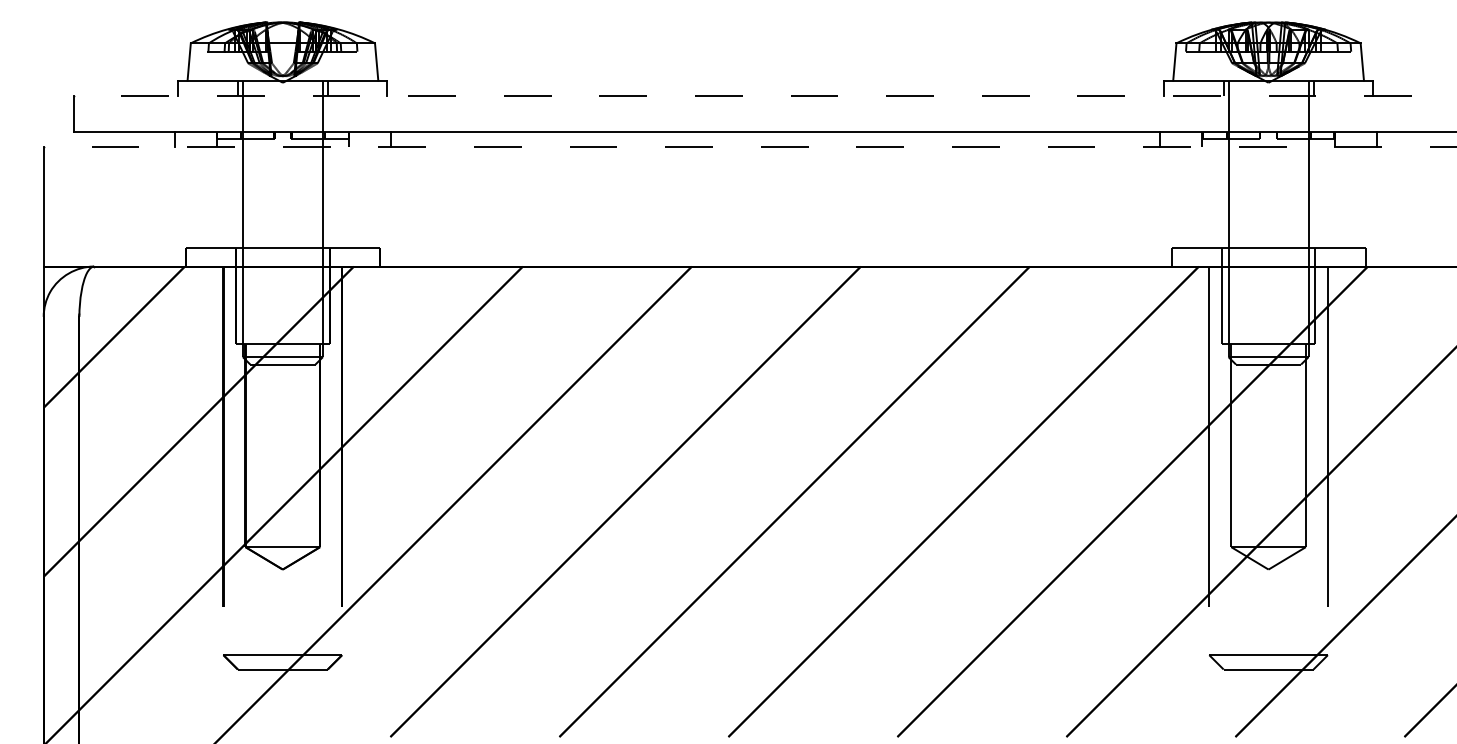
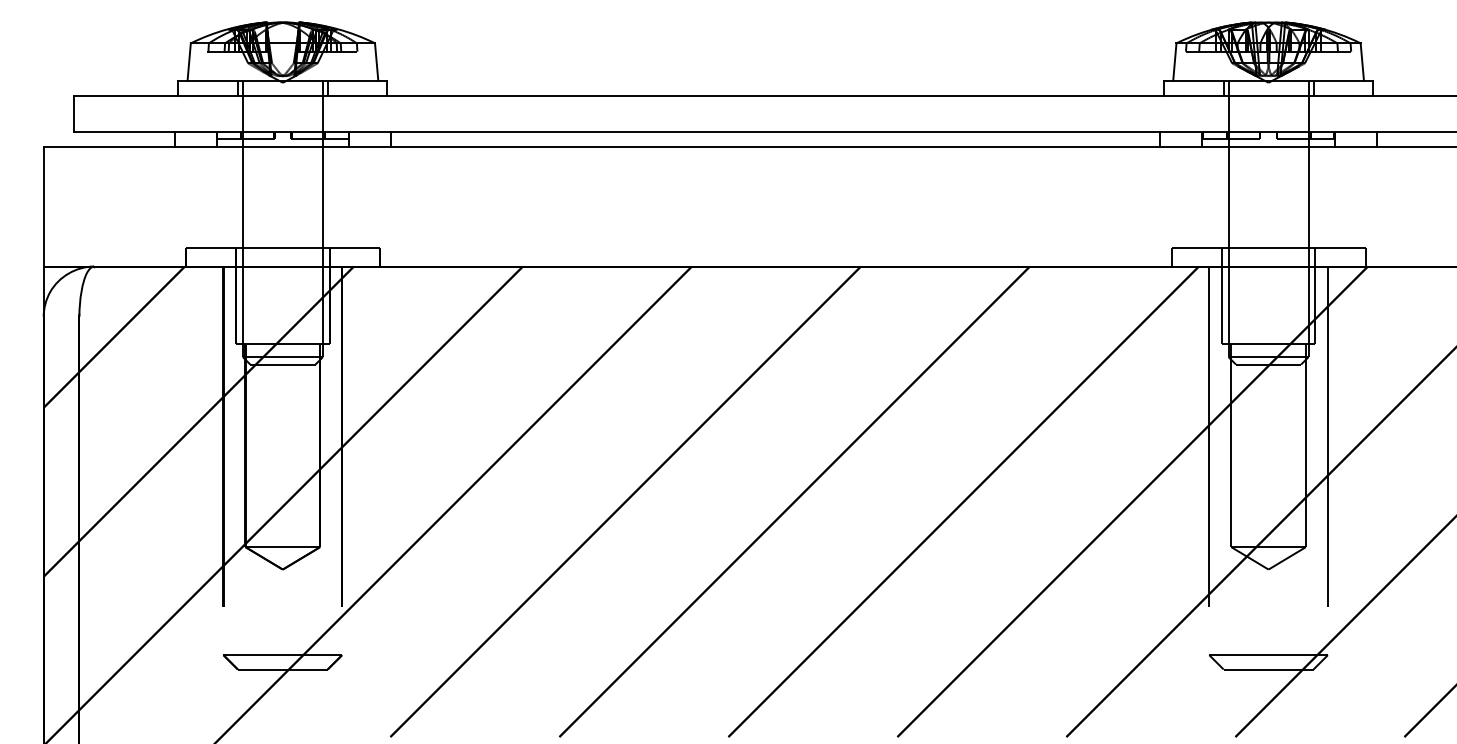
line: dashed -> solid (764, 96)
line: dashed -> solid (750, 147)
